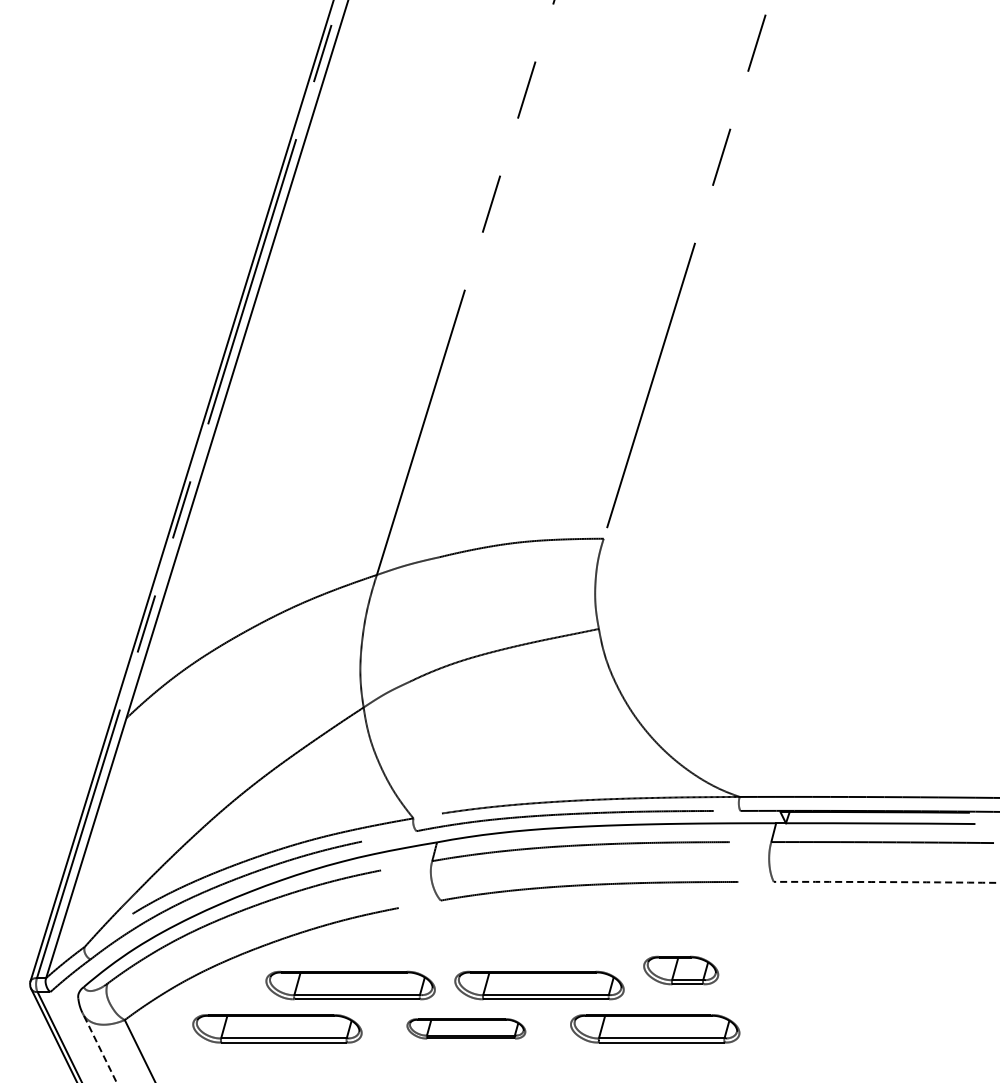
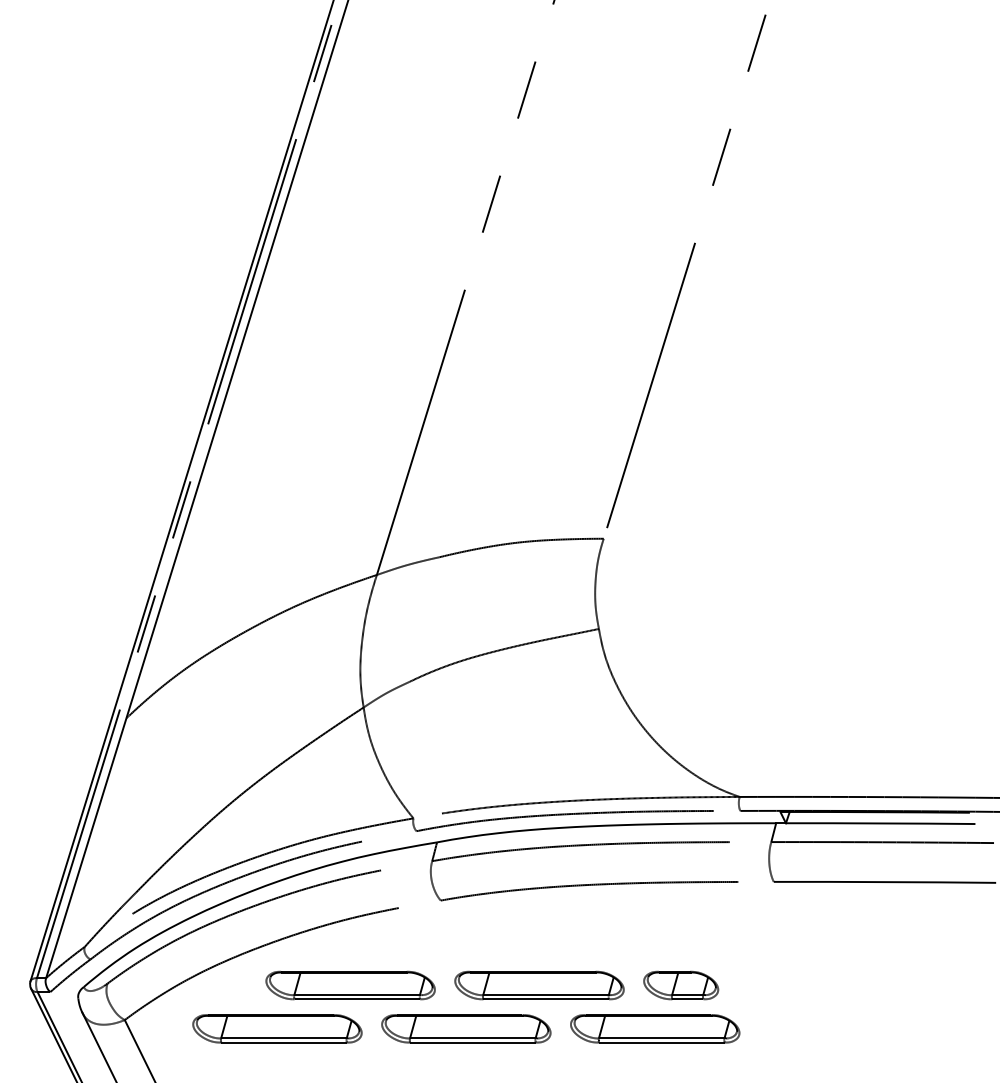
arc: dashed -> solid (885, 882)
part position: (681, 970) -> (681, 985) (681, 985)
part size: 121x22 px -> 171x30 px (466, 1028)
line: dashed -> solid (99, 1047)
